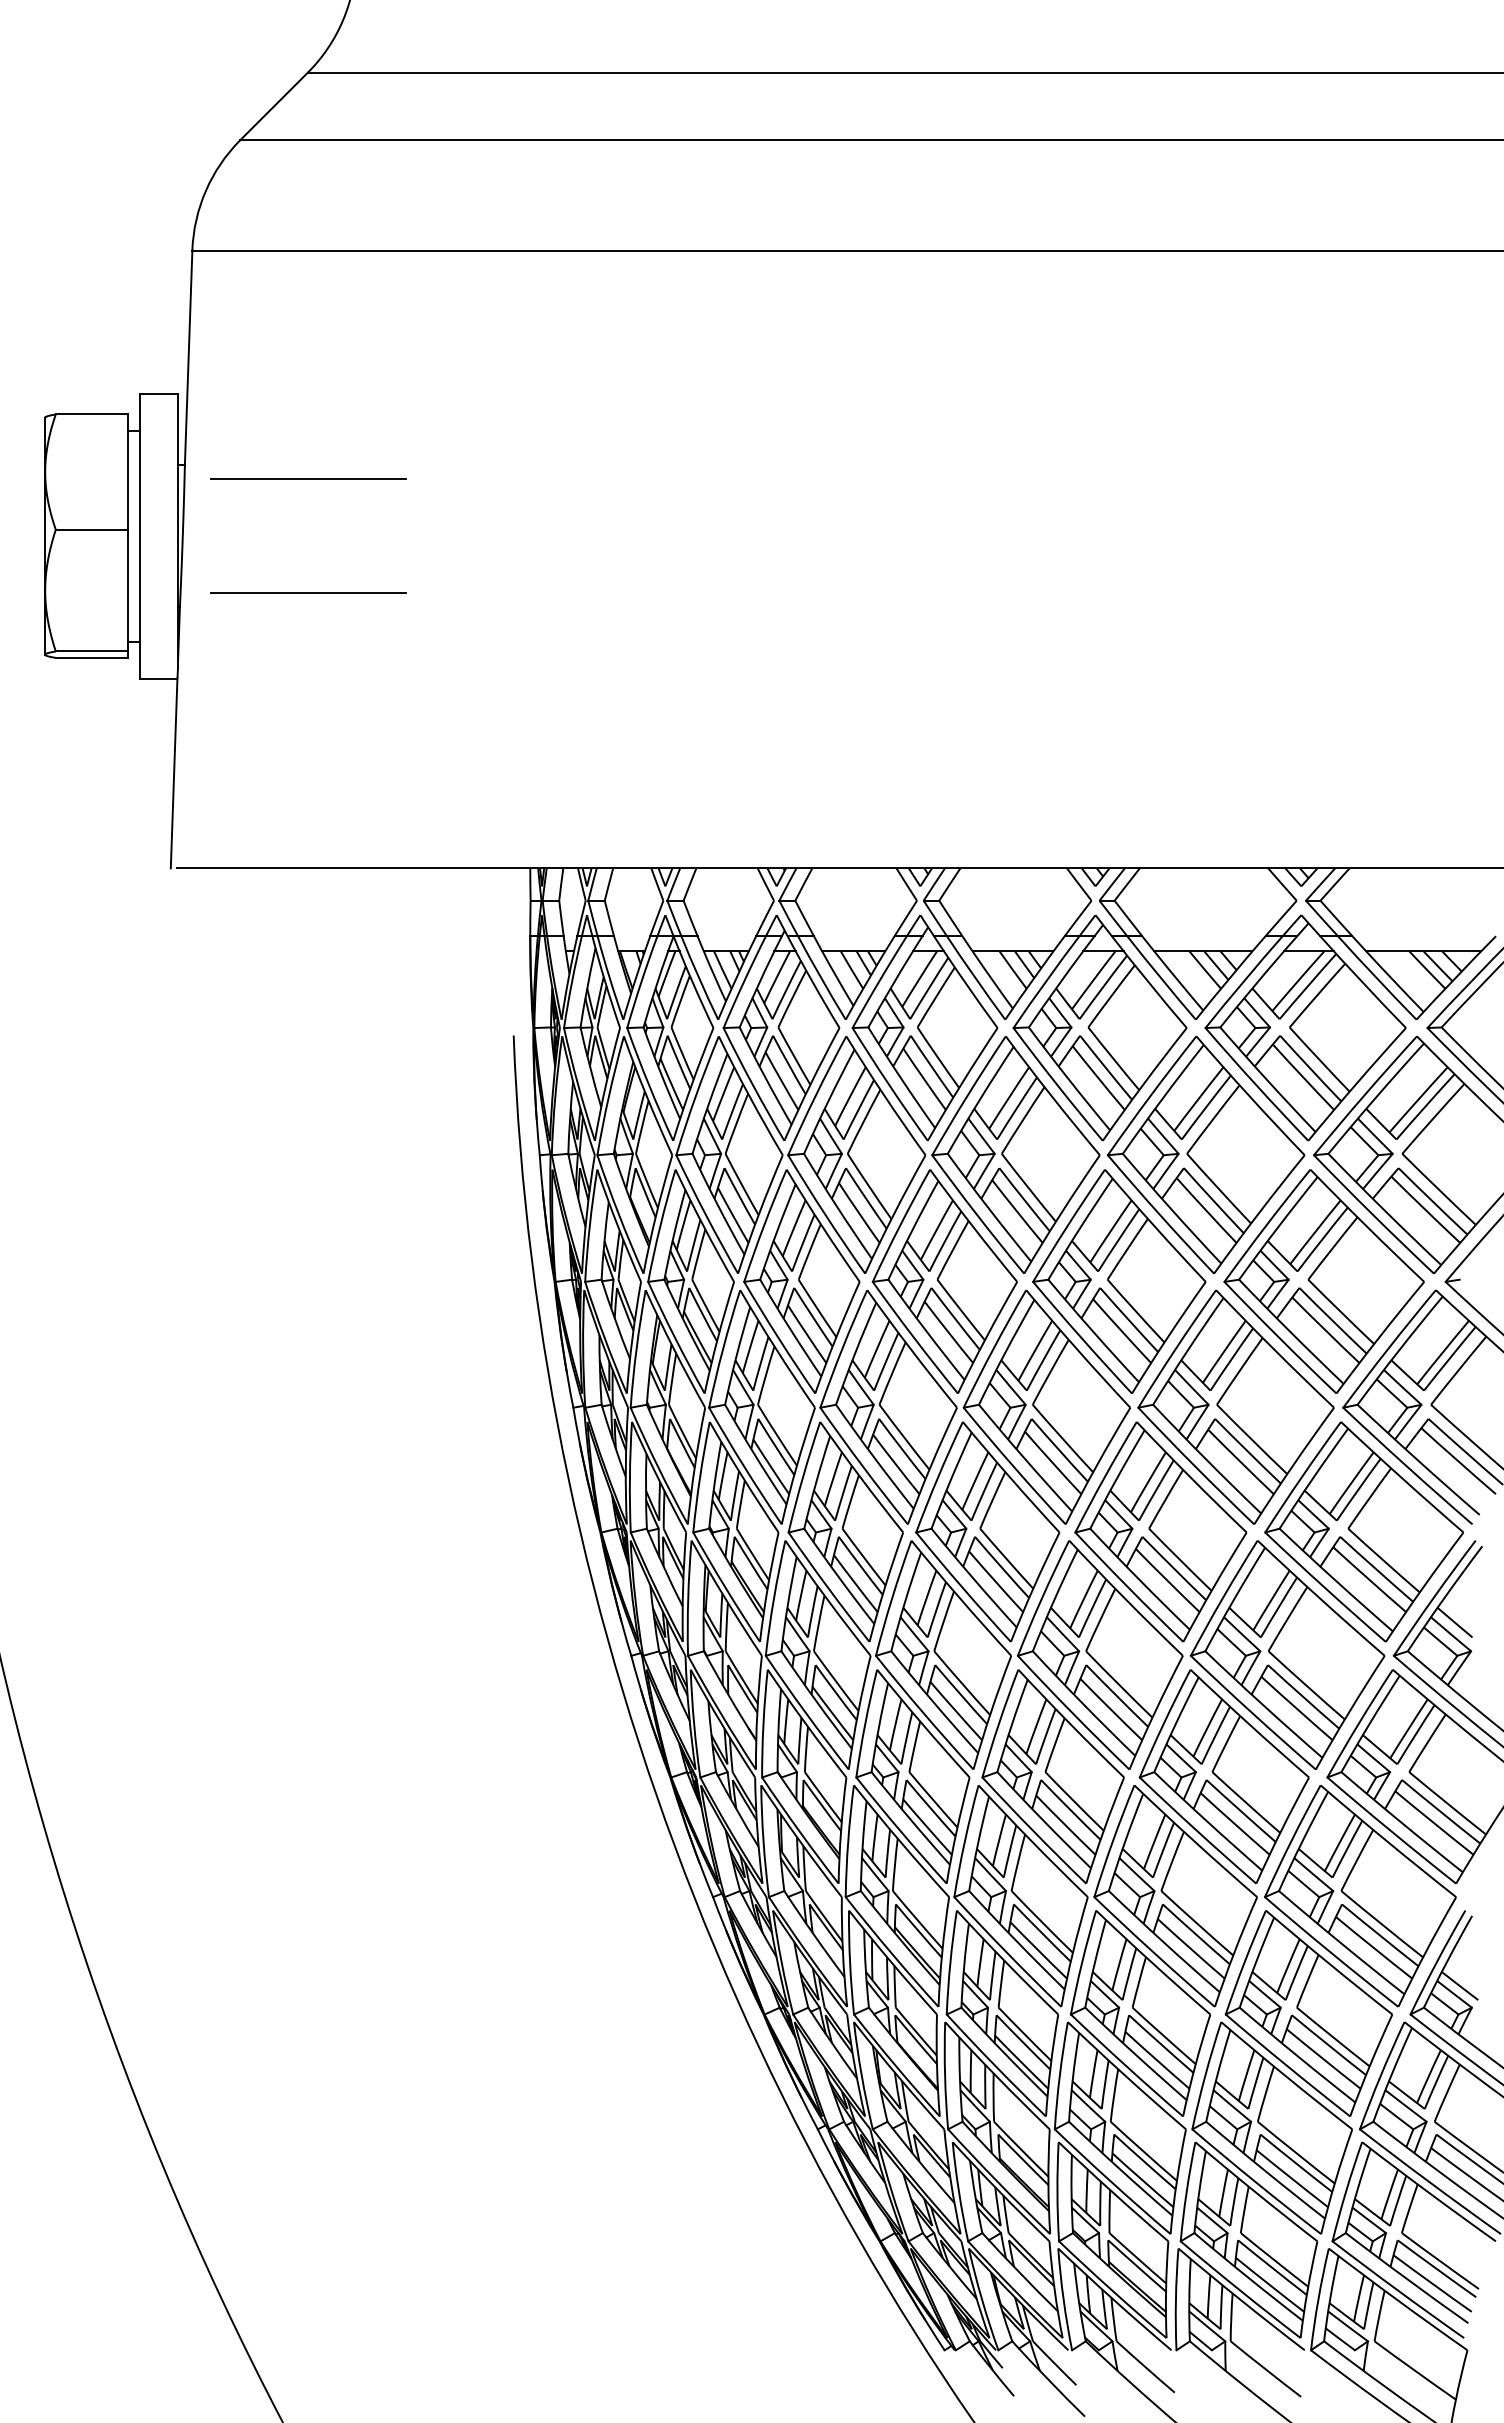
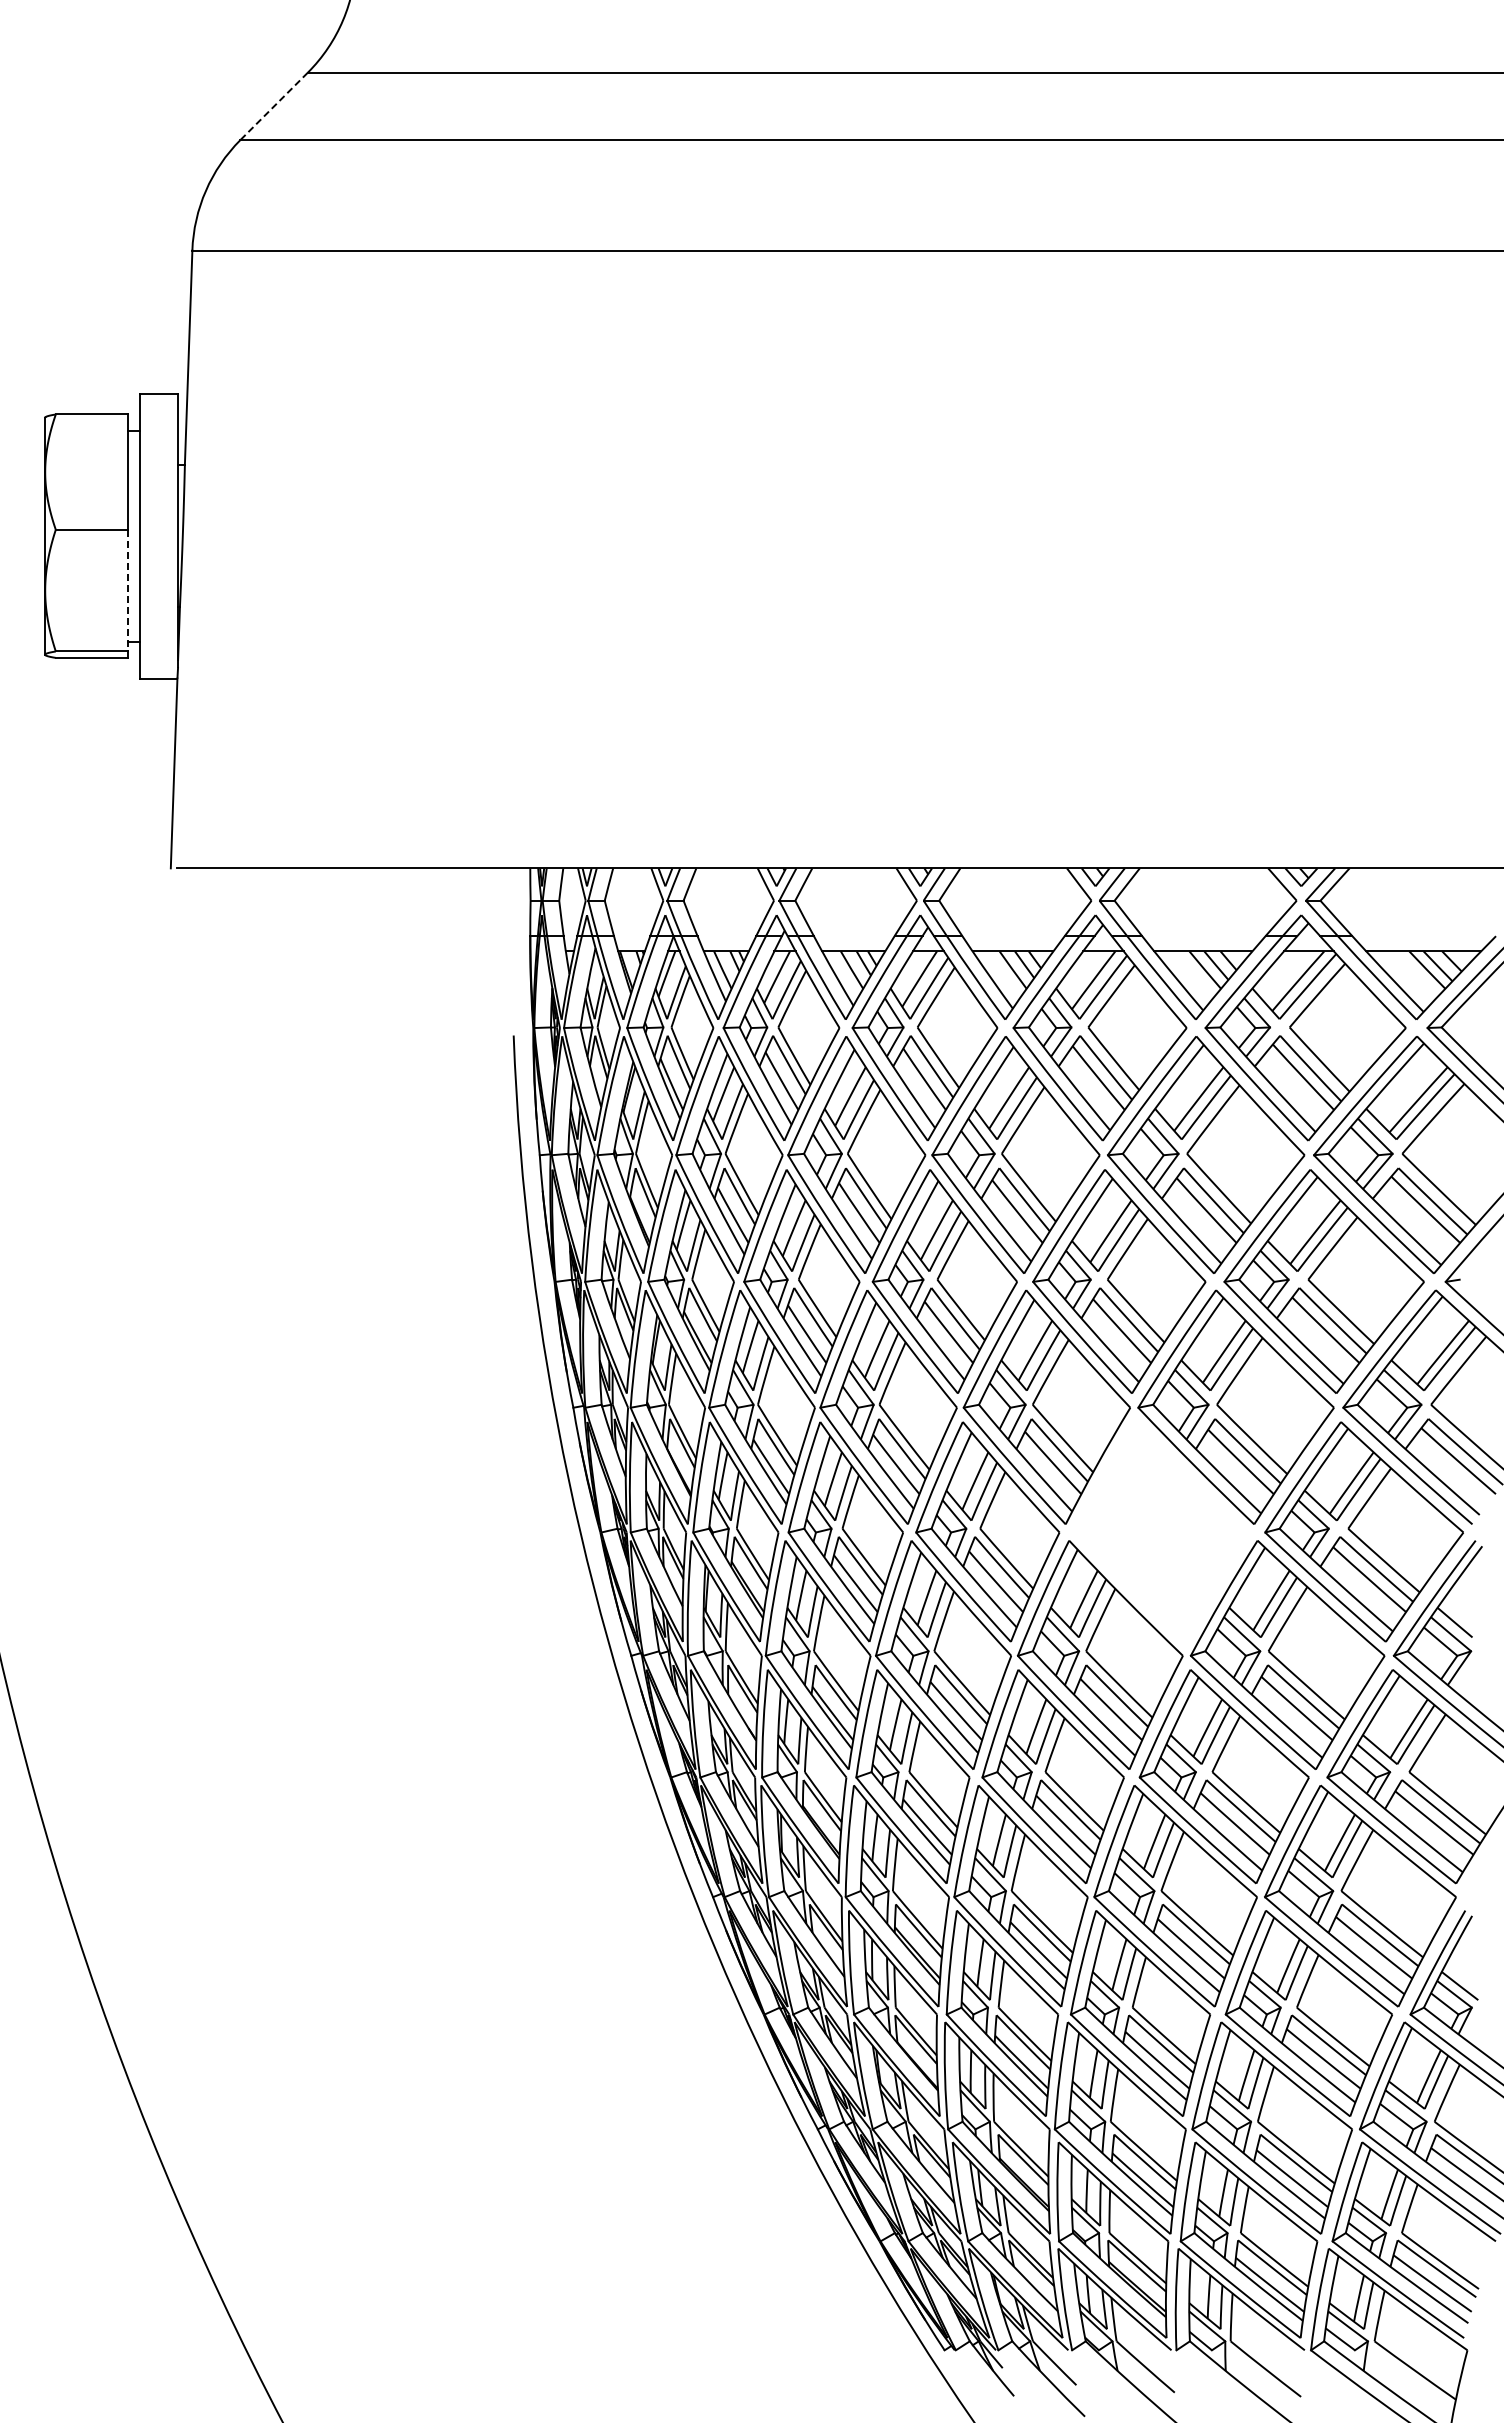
line: solid -> dashed (274, 106)
line: present -> none (308, 479)
line: solid -> dashed (128, 590)
line: present -> none (308, 593)
part: present -> none (1160, 1531)
